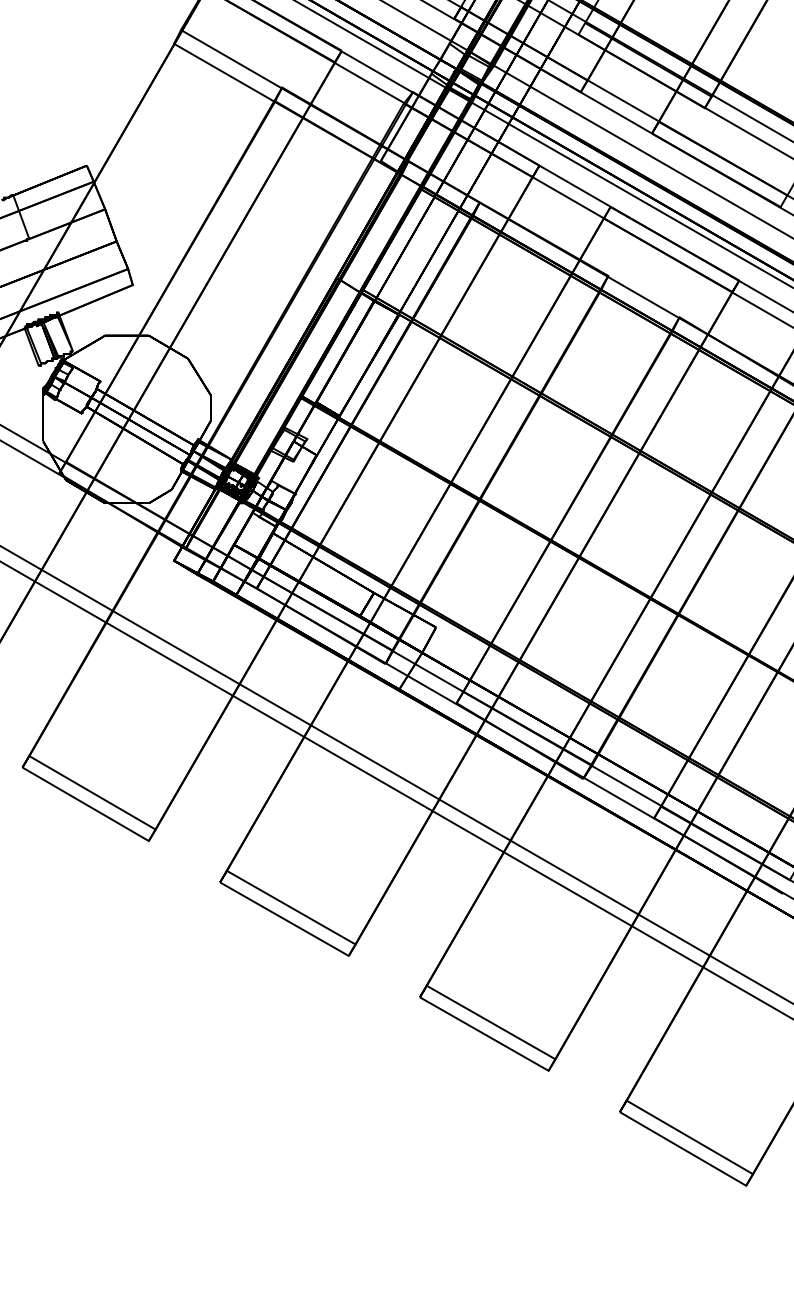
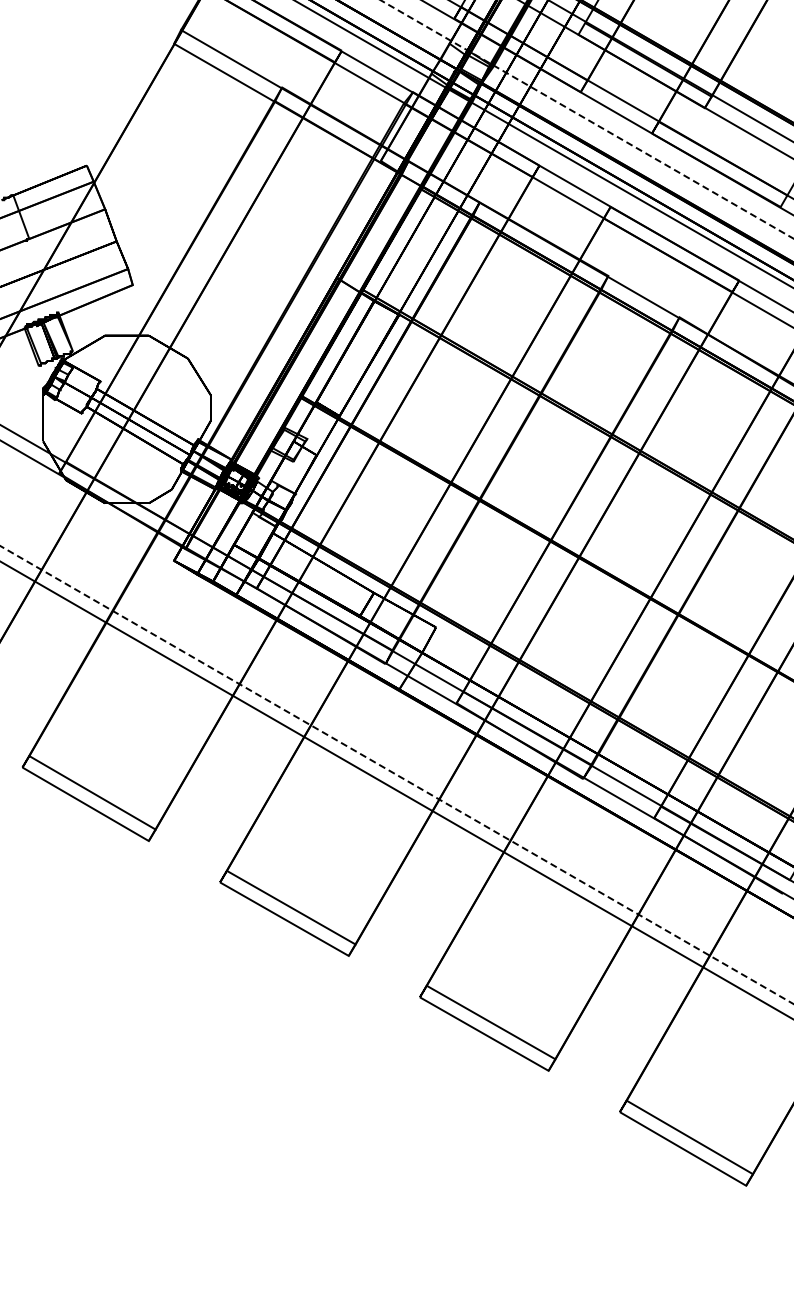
line: solid -> dashed (587, 119)
line: solid -> dashed (396, 774)
